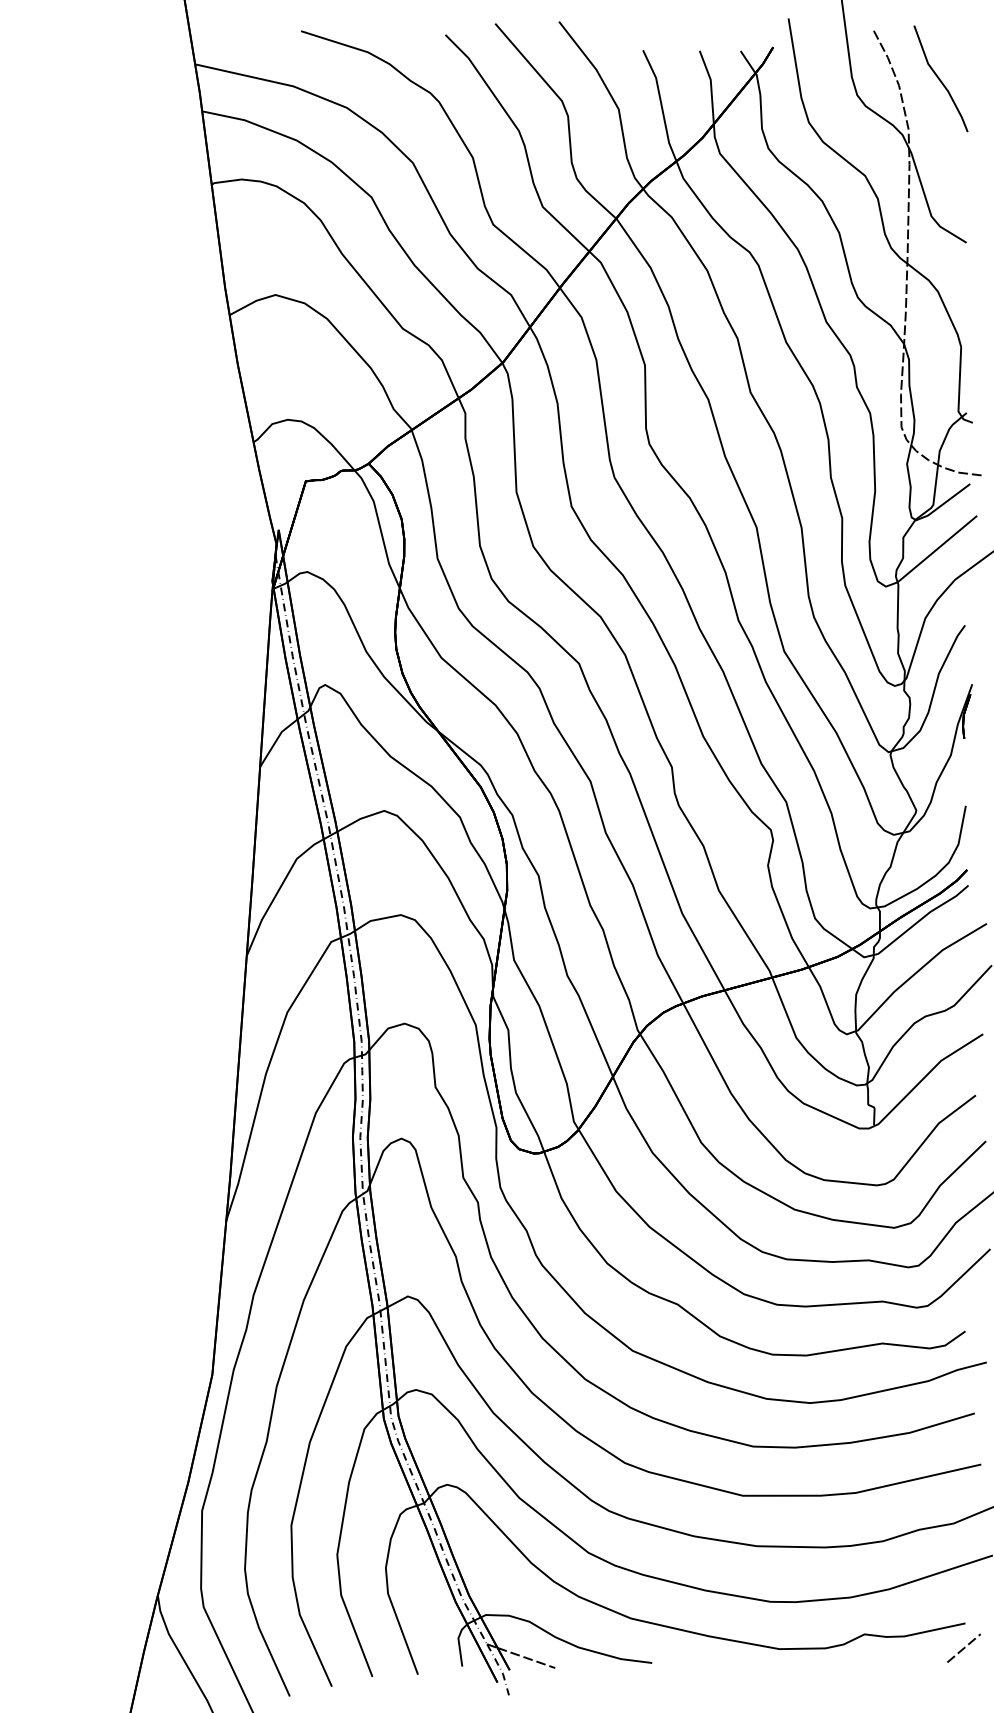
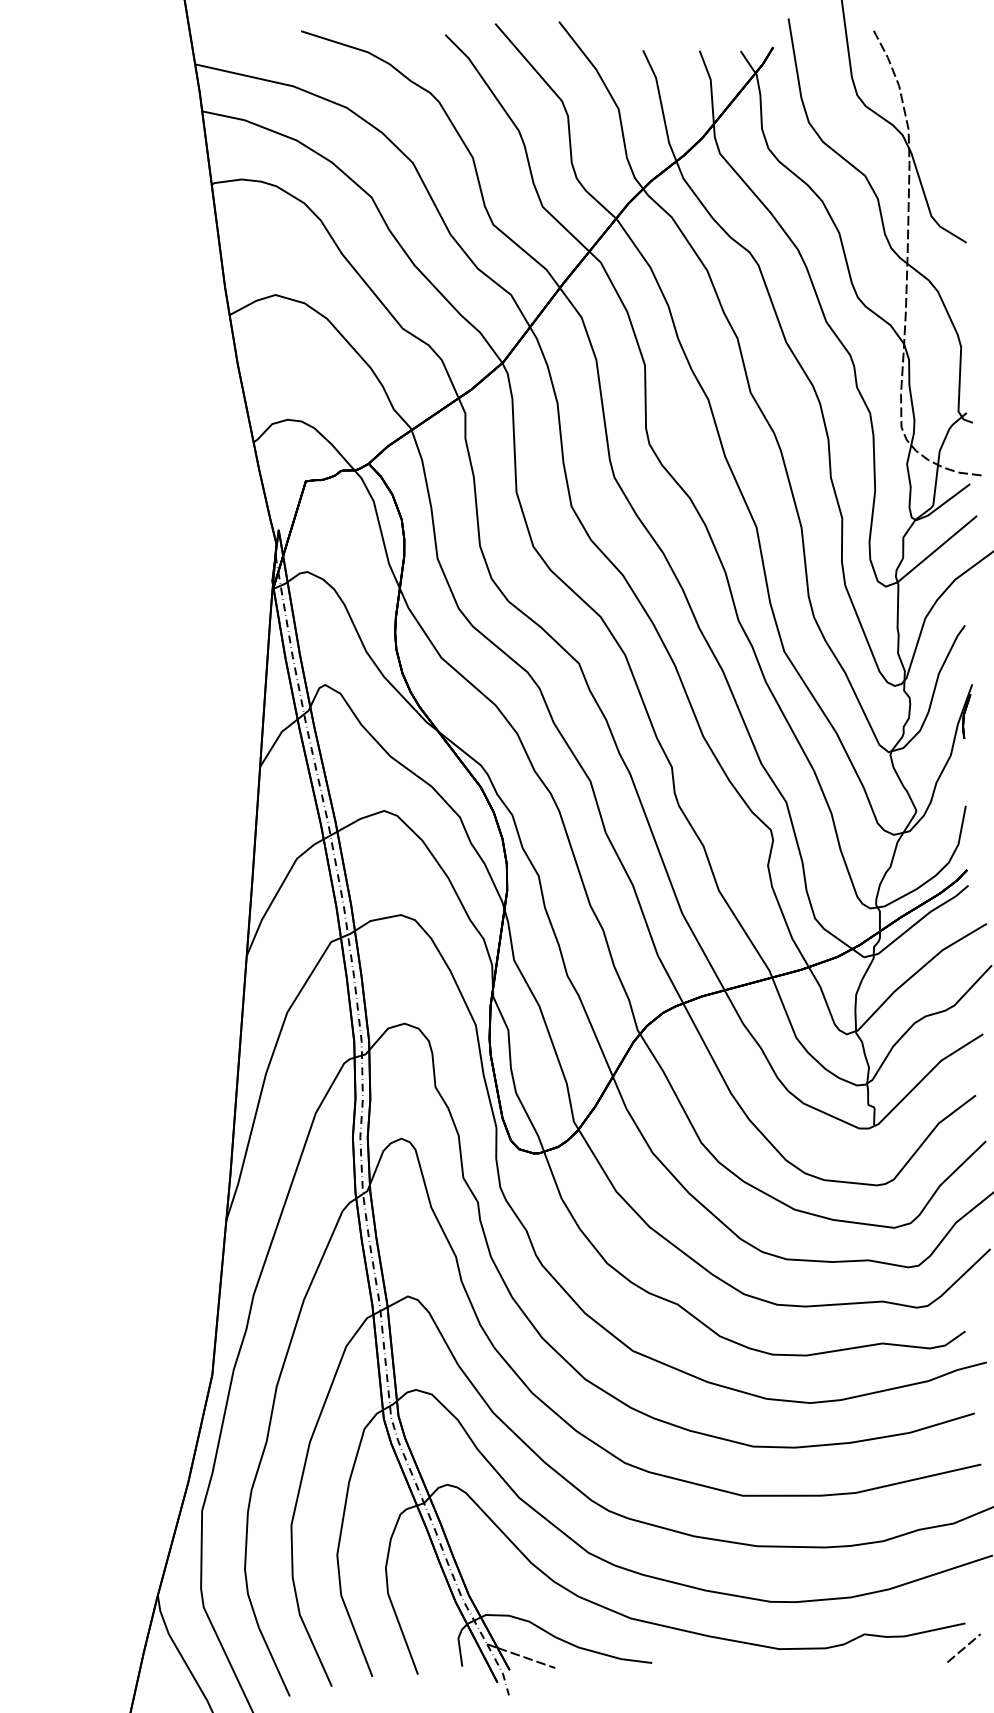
line: present -> none (939, 78)
